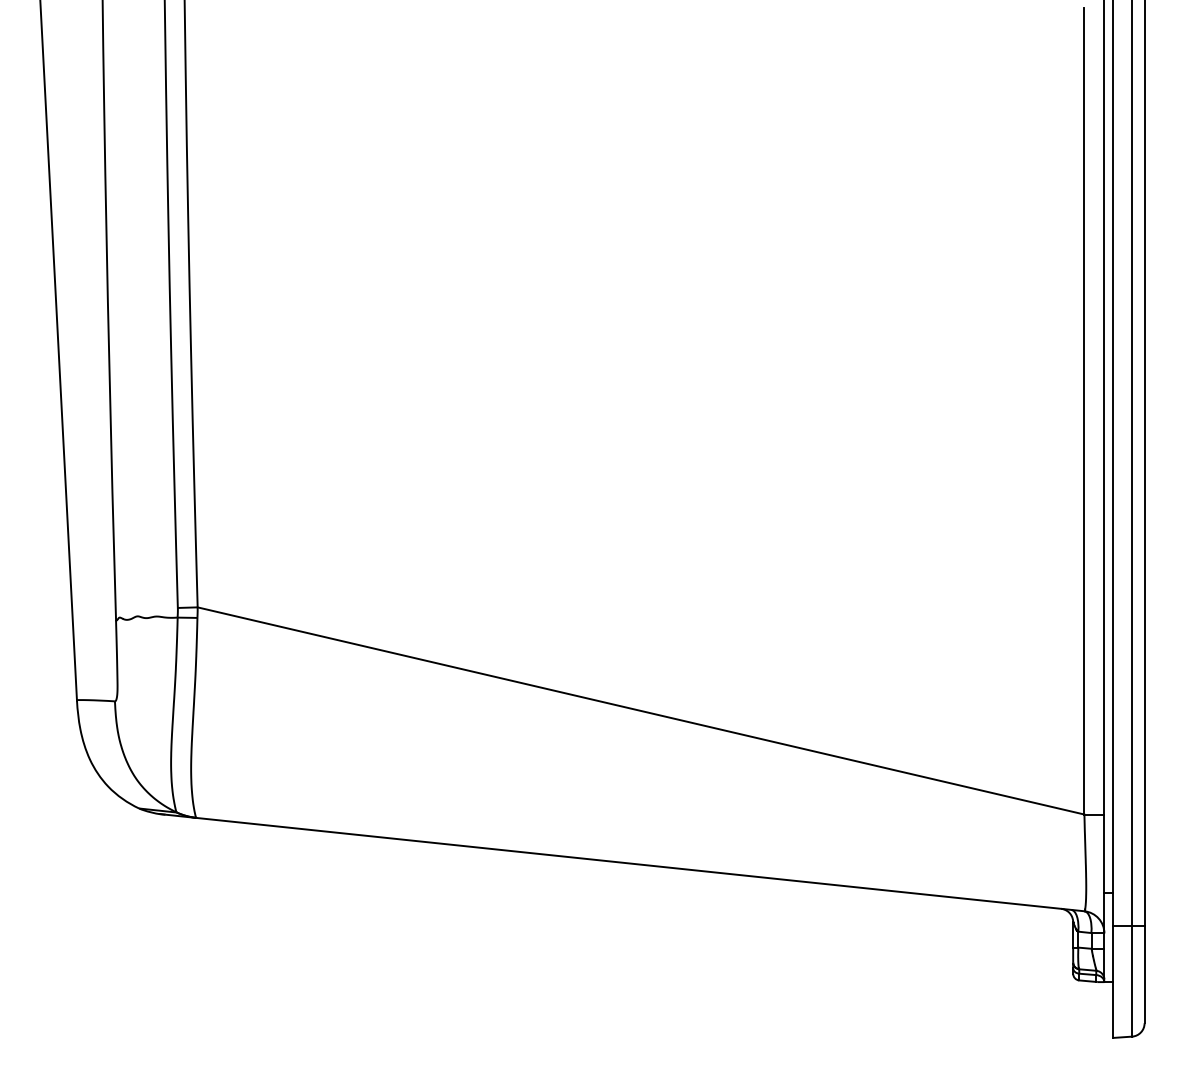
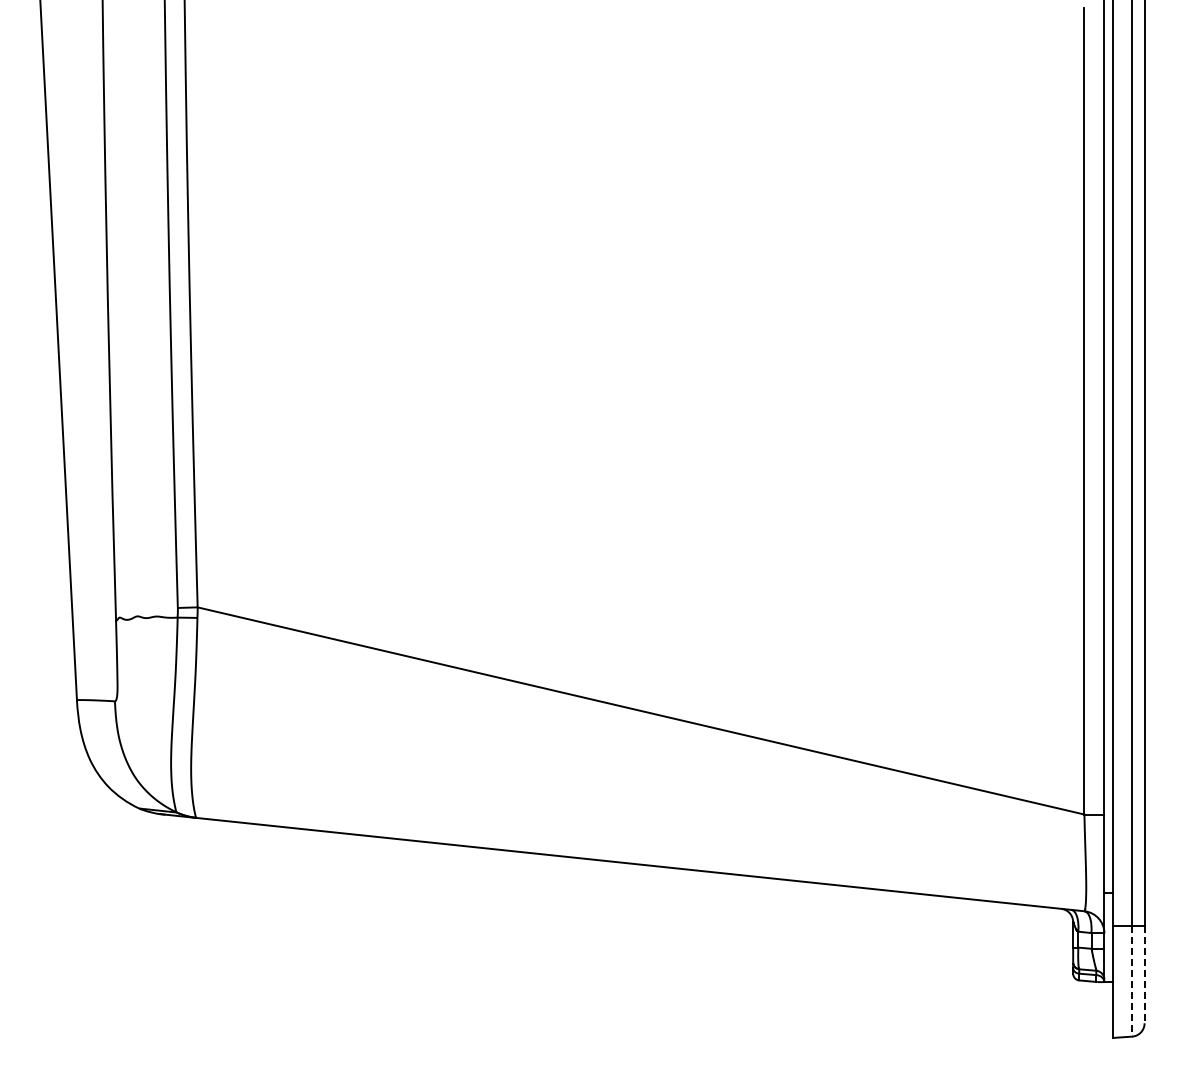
line: solid -> dashed (1144, 975)
line: solid -> dashed (1132, 981)
